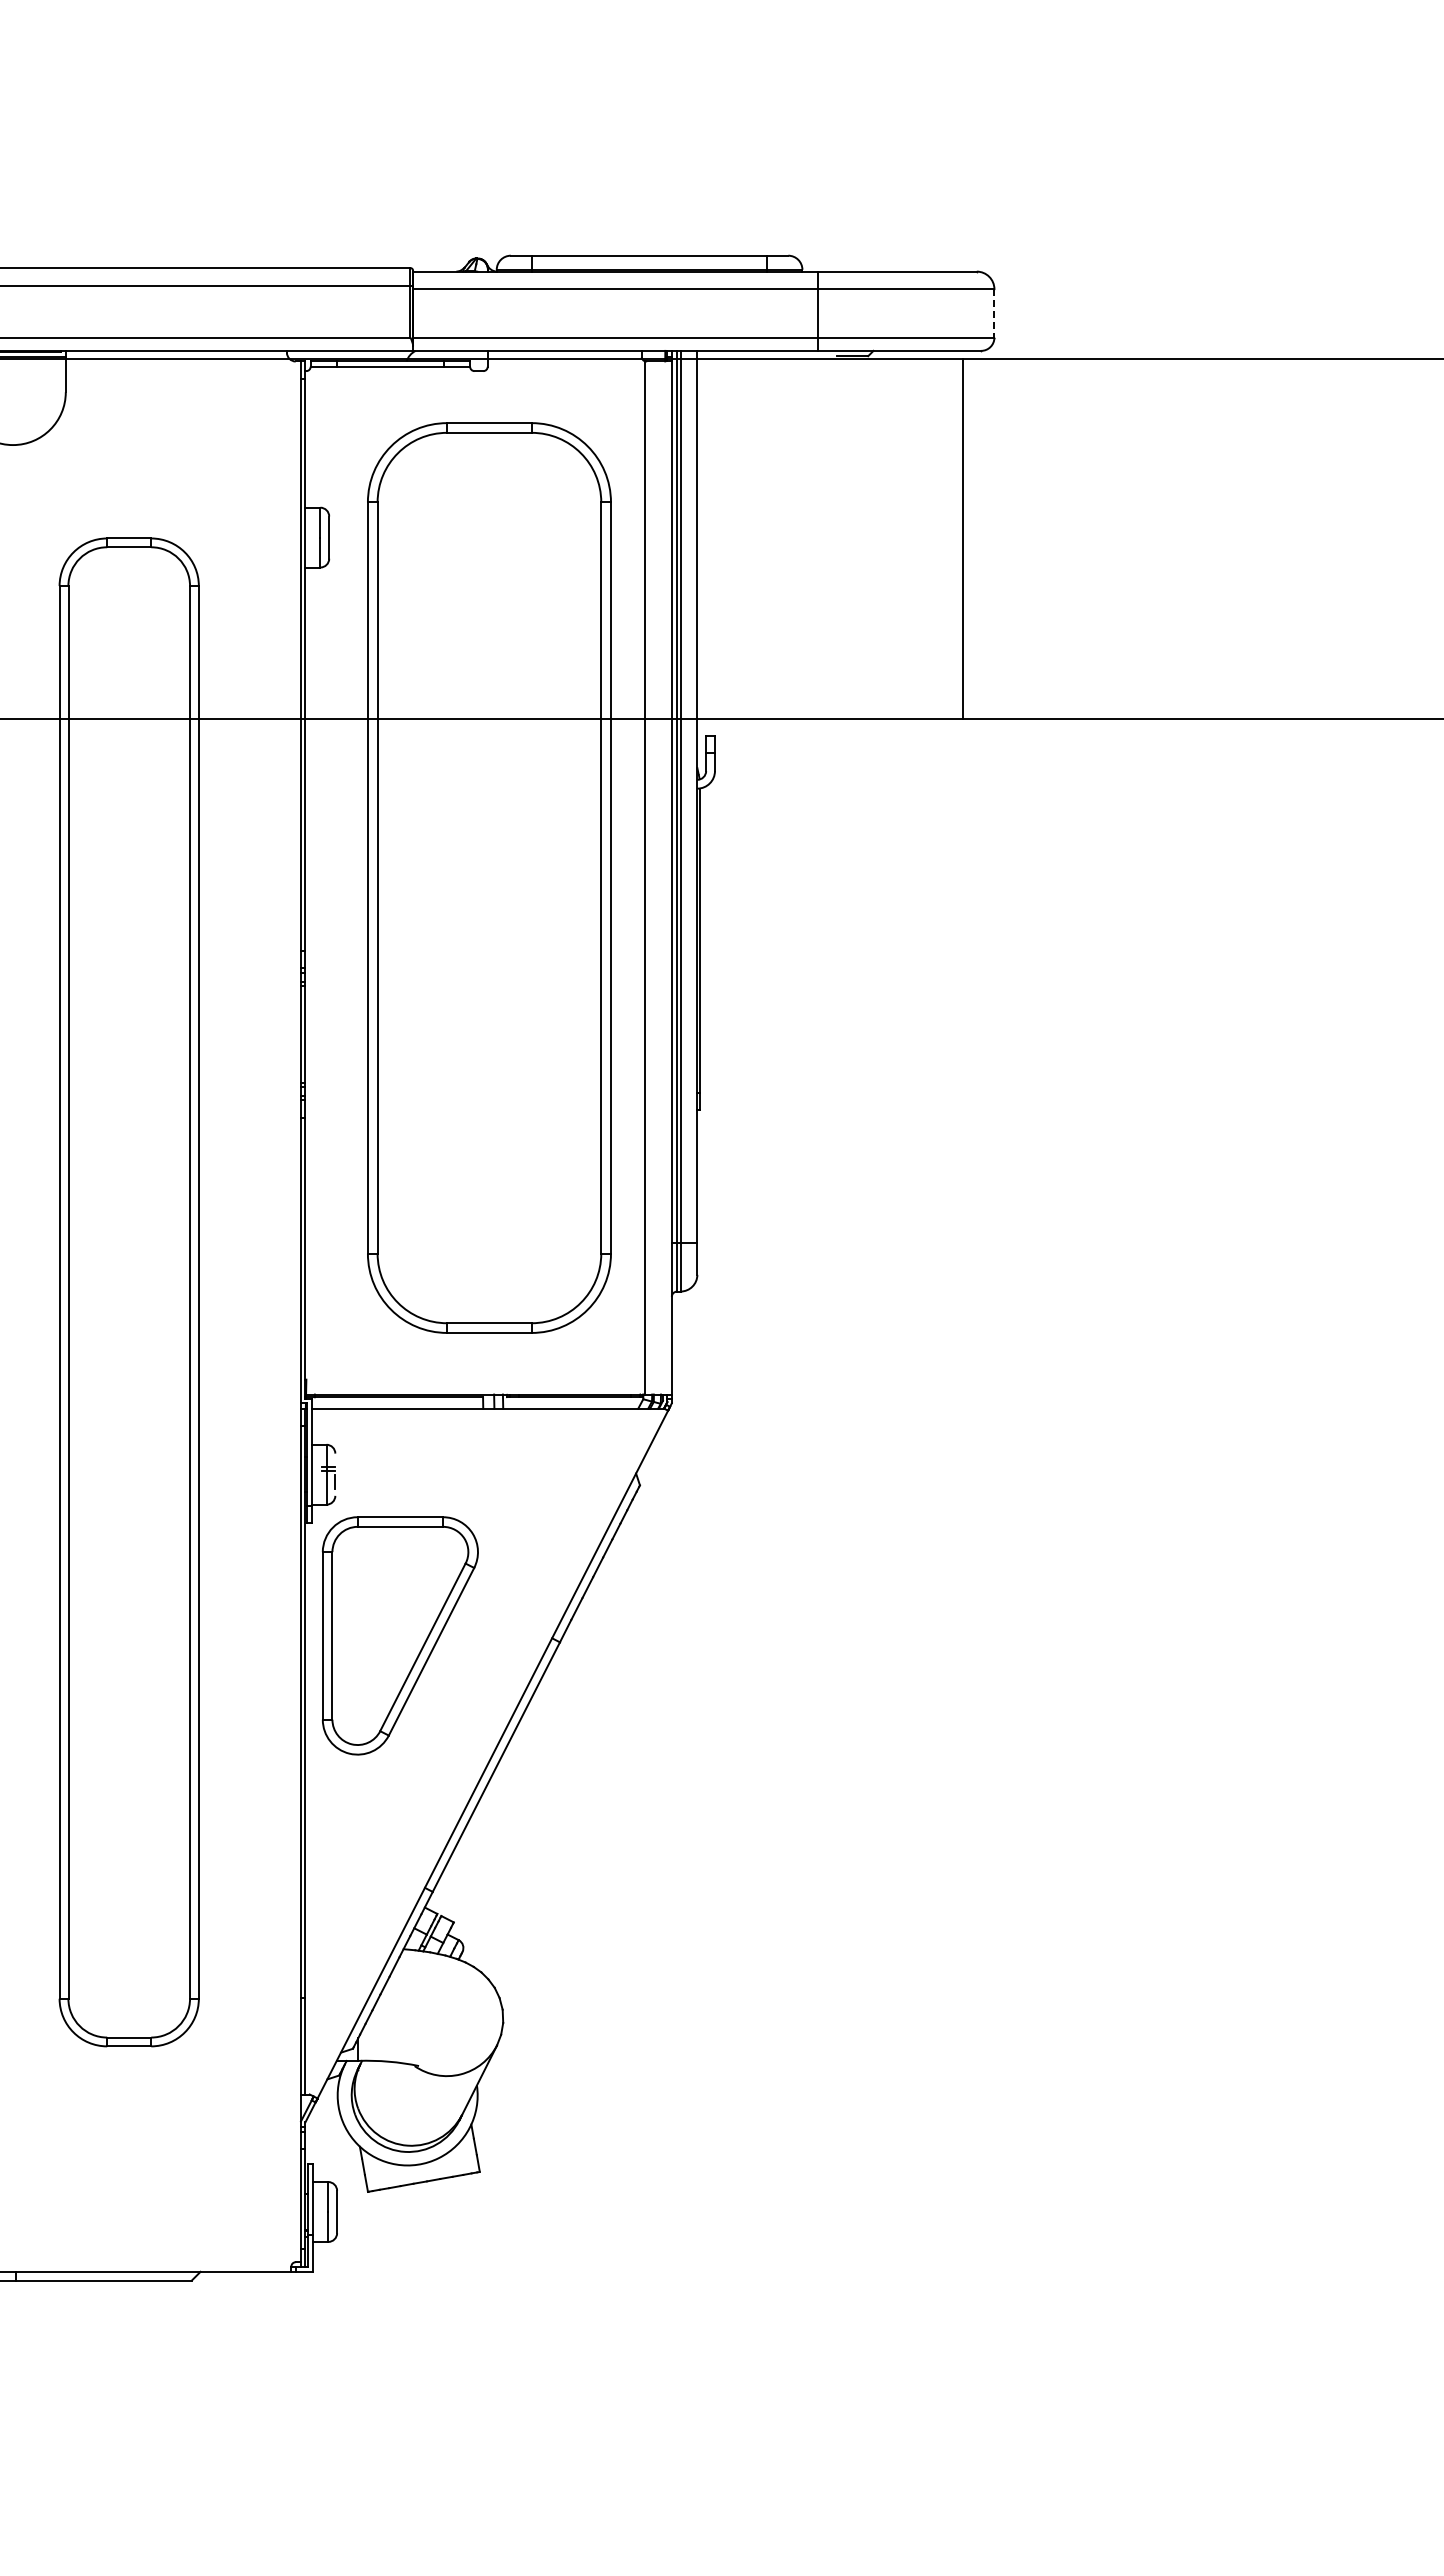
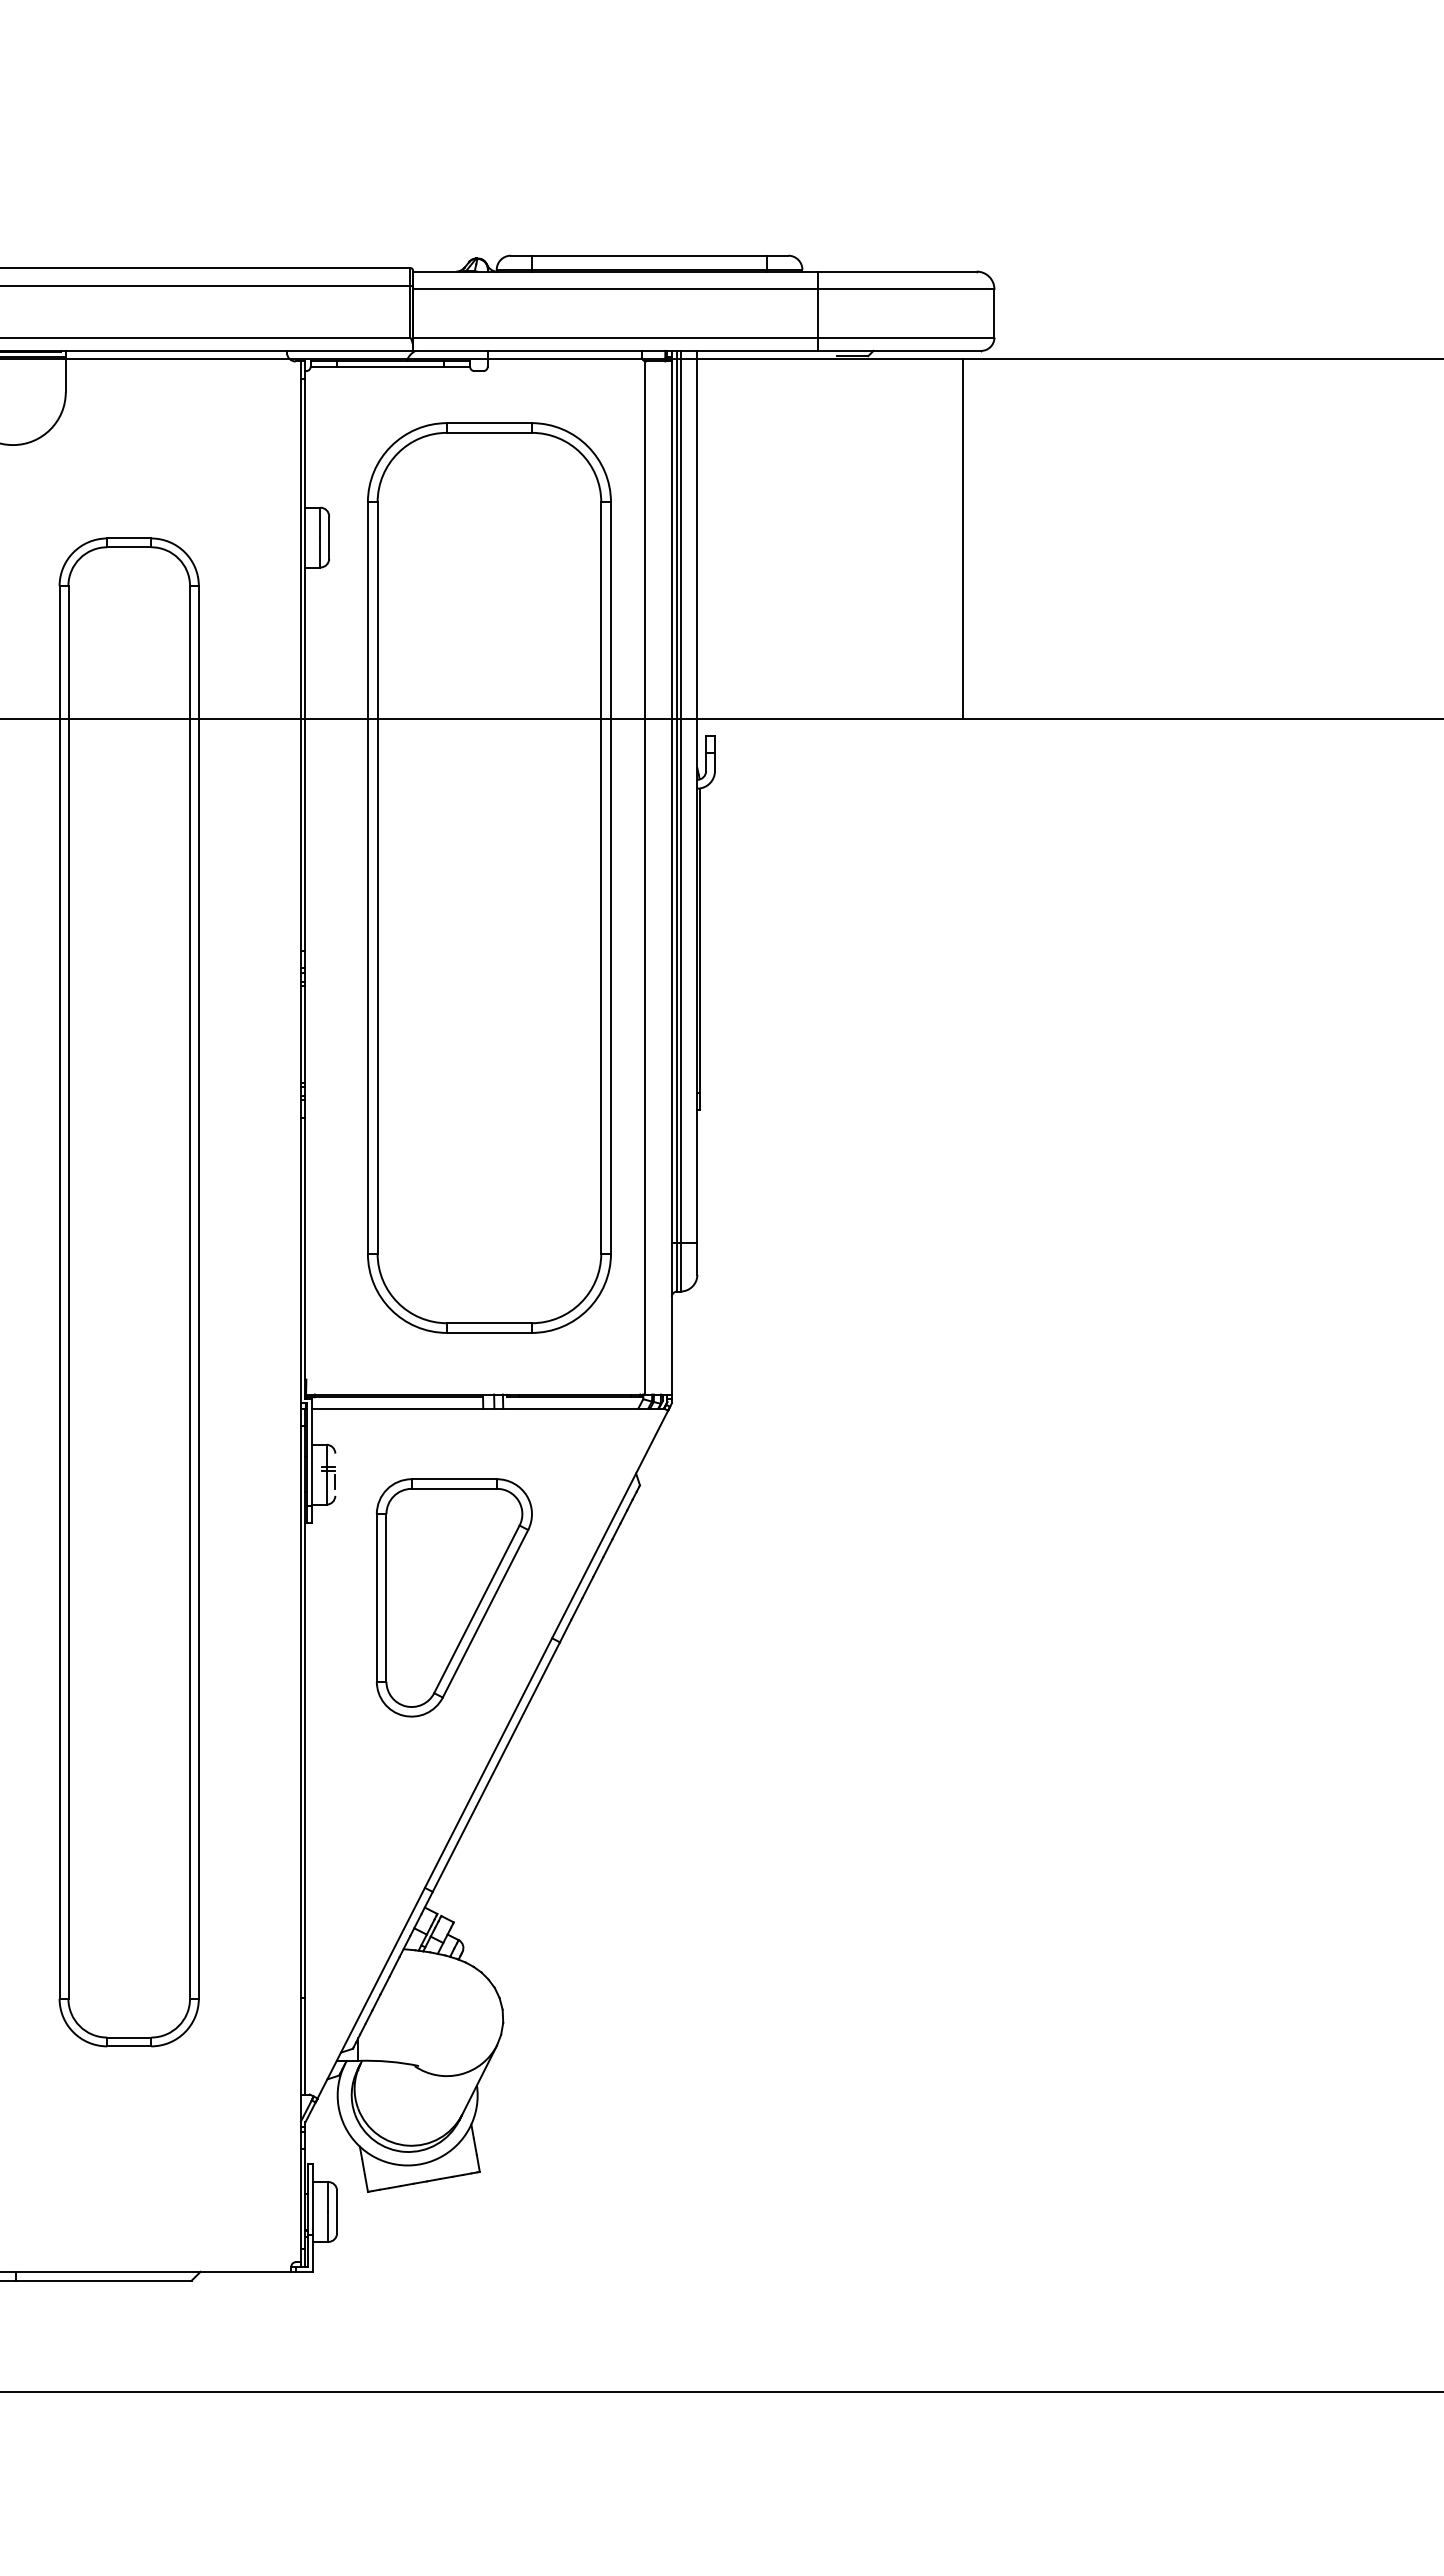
line: dashed -> solid (994, 313)
part position: (400, 1635) -> (454, 1597) (454, 1597)
line: none -> present (721, 2392)
